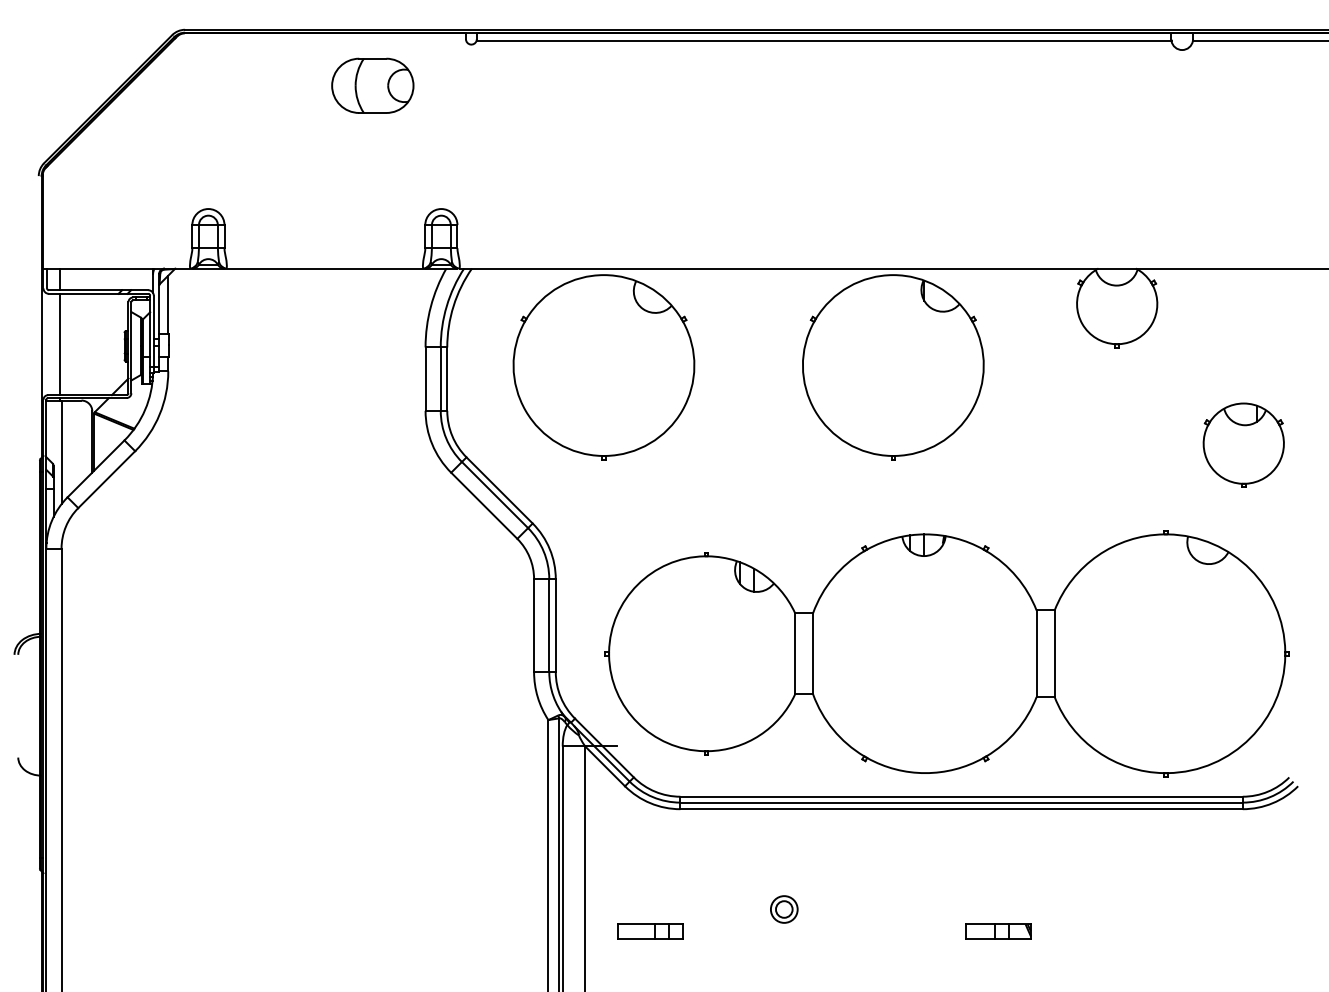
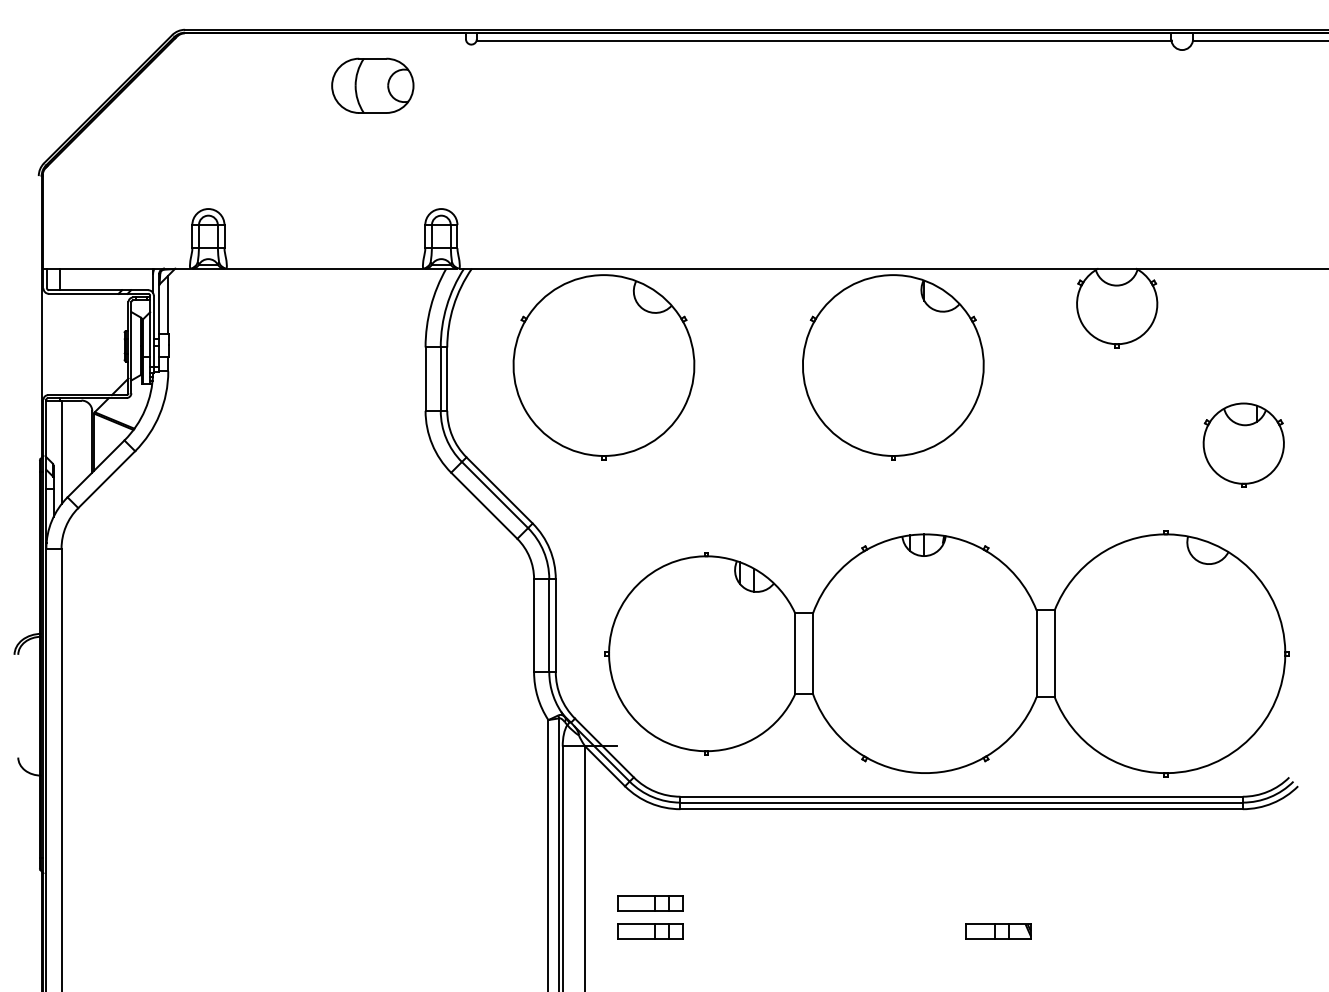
line: present -> none (59, 344)
part: none -> present (650, 903)
part: present -> none (784, 909)
